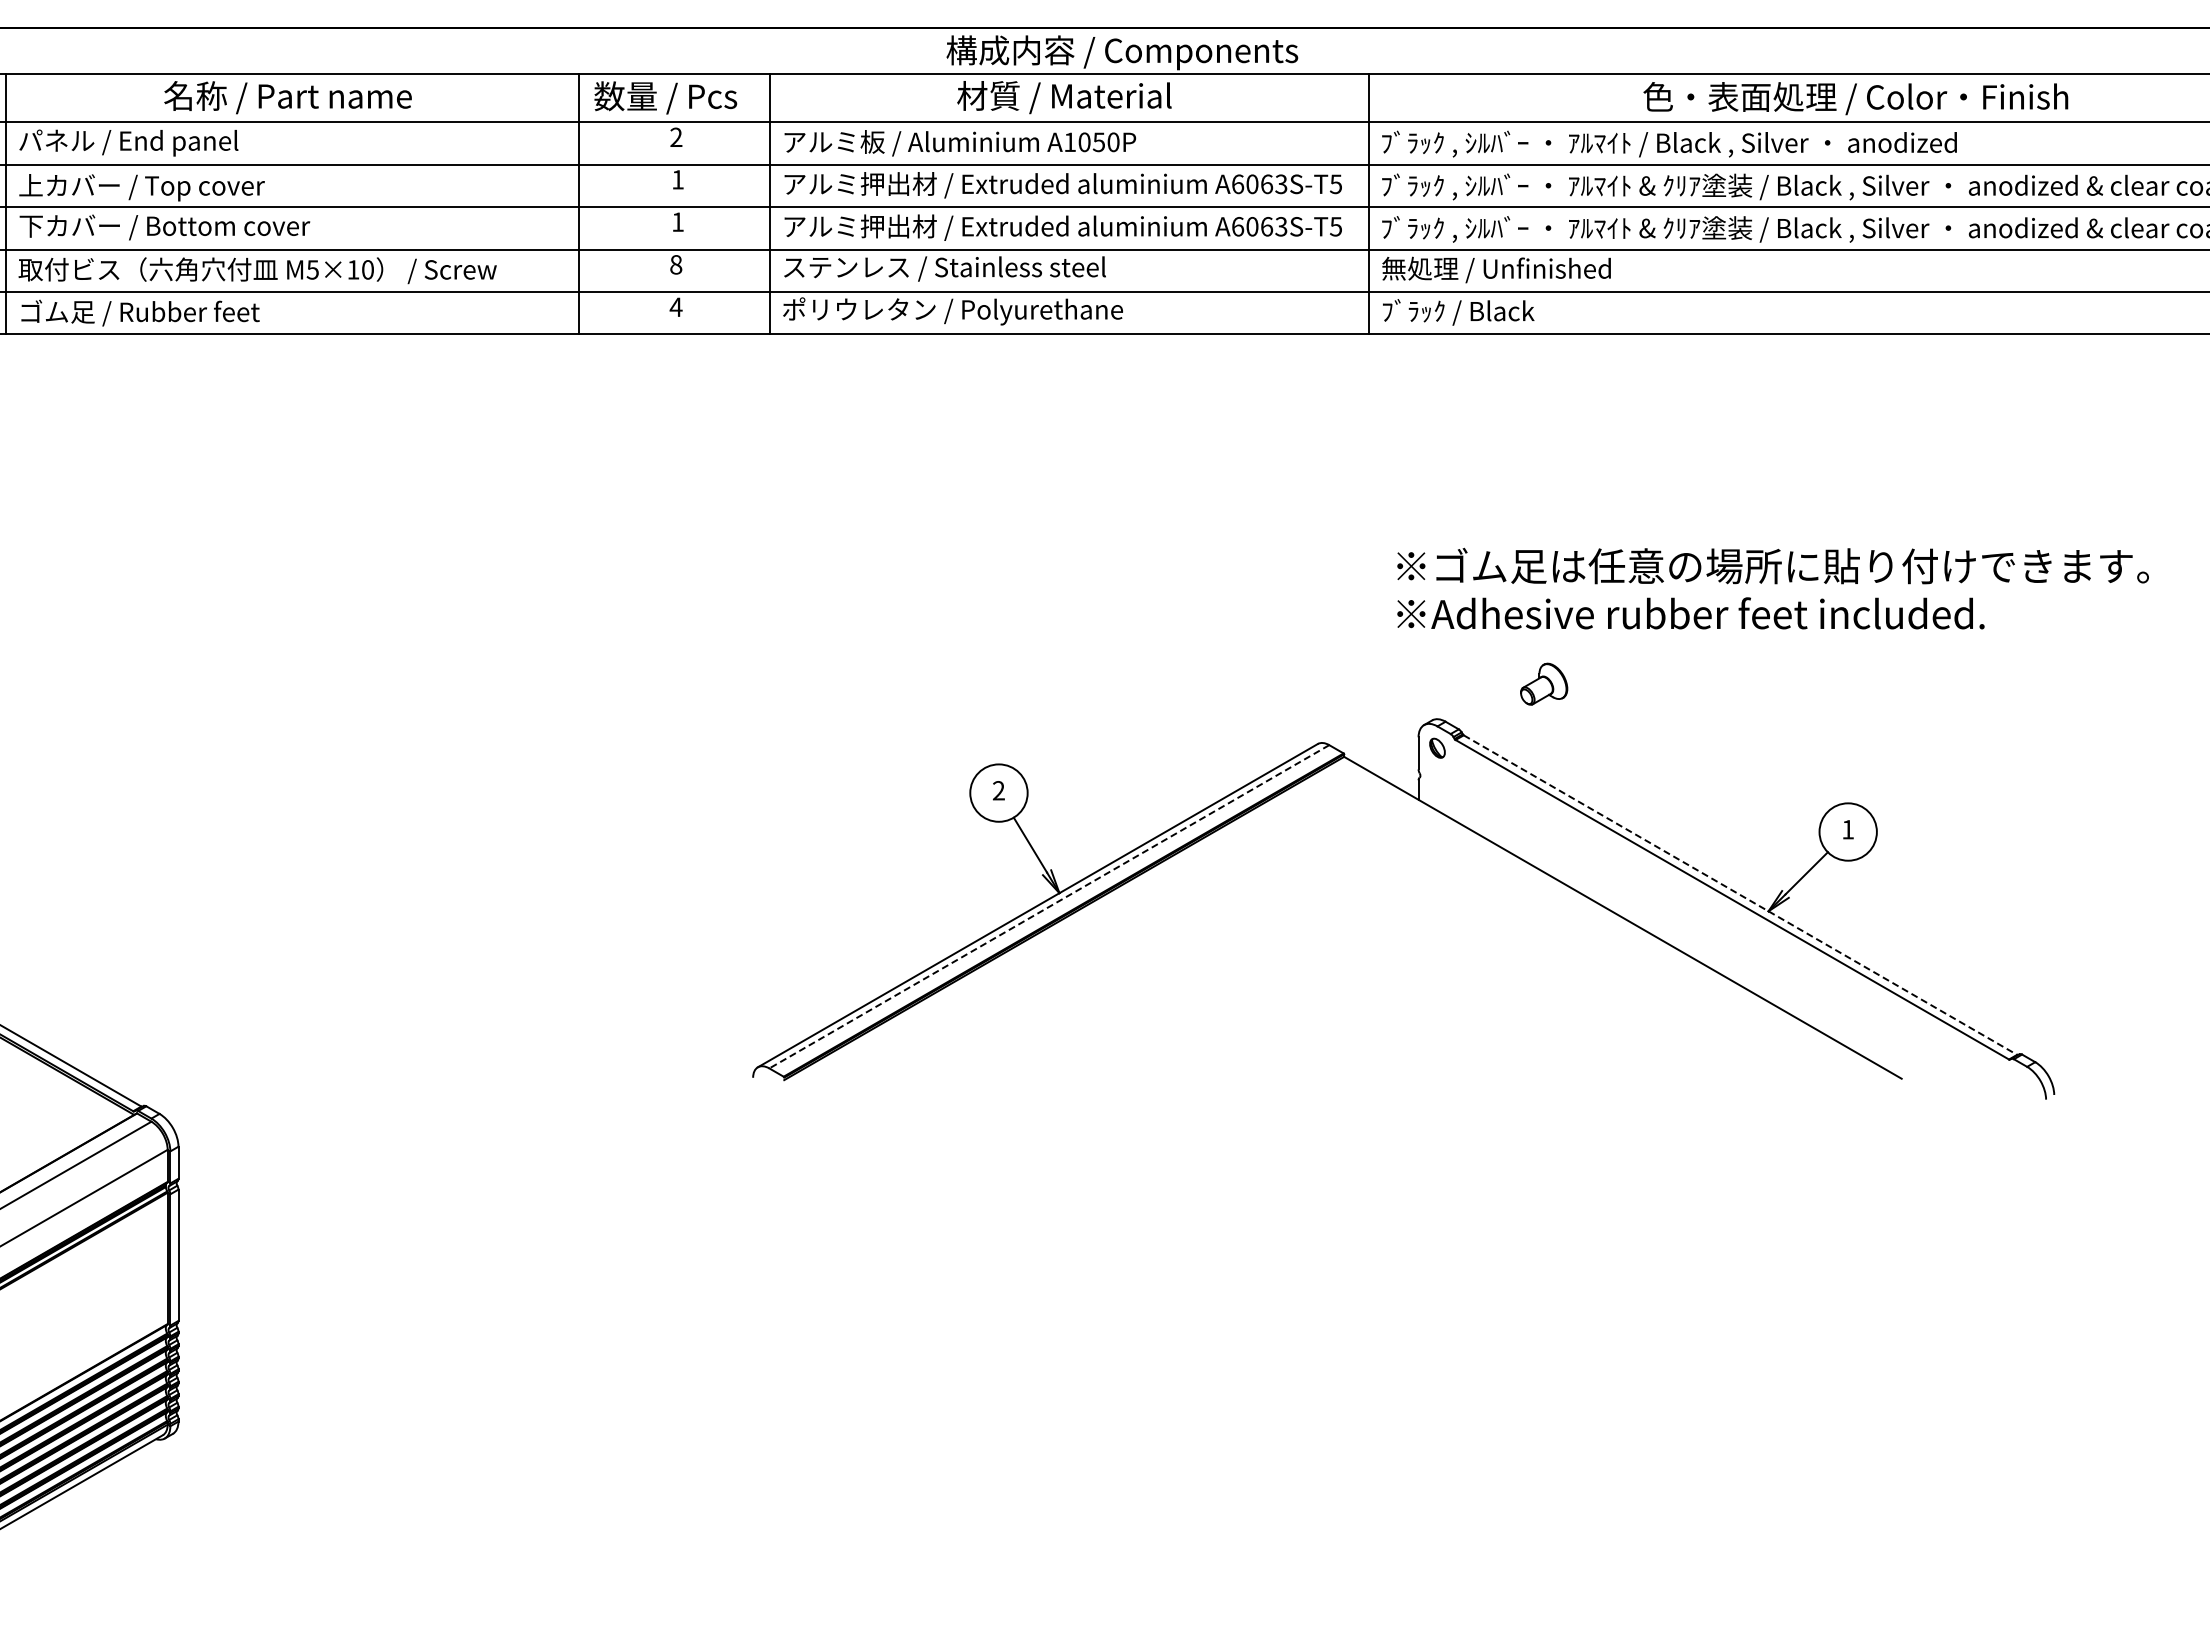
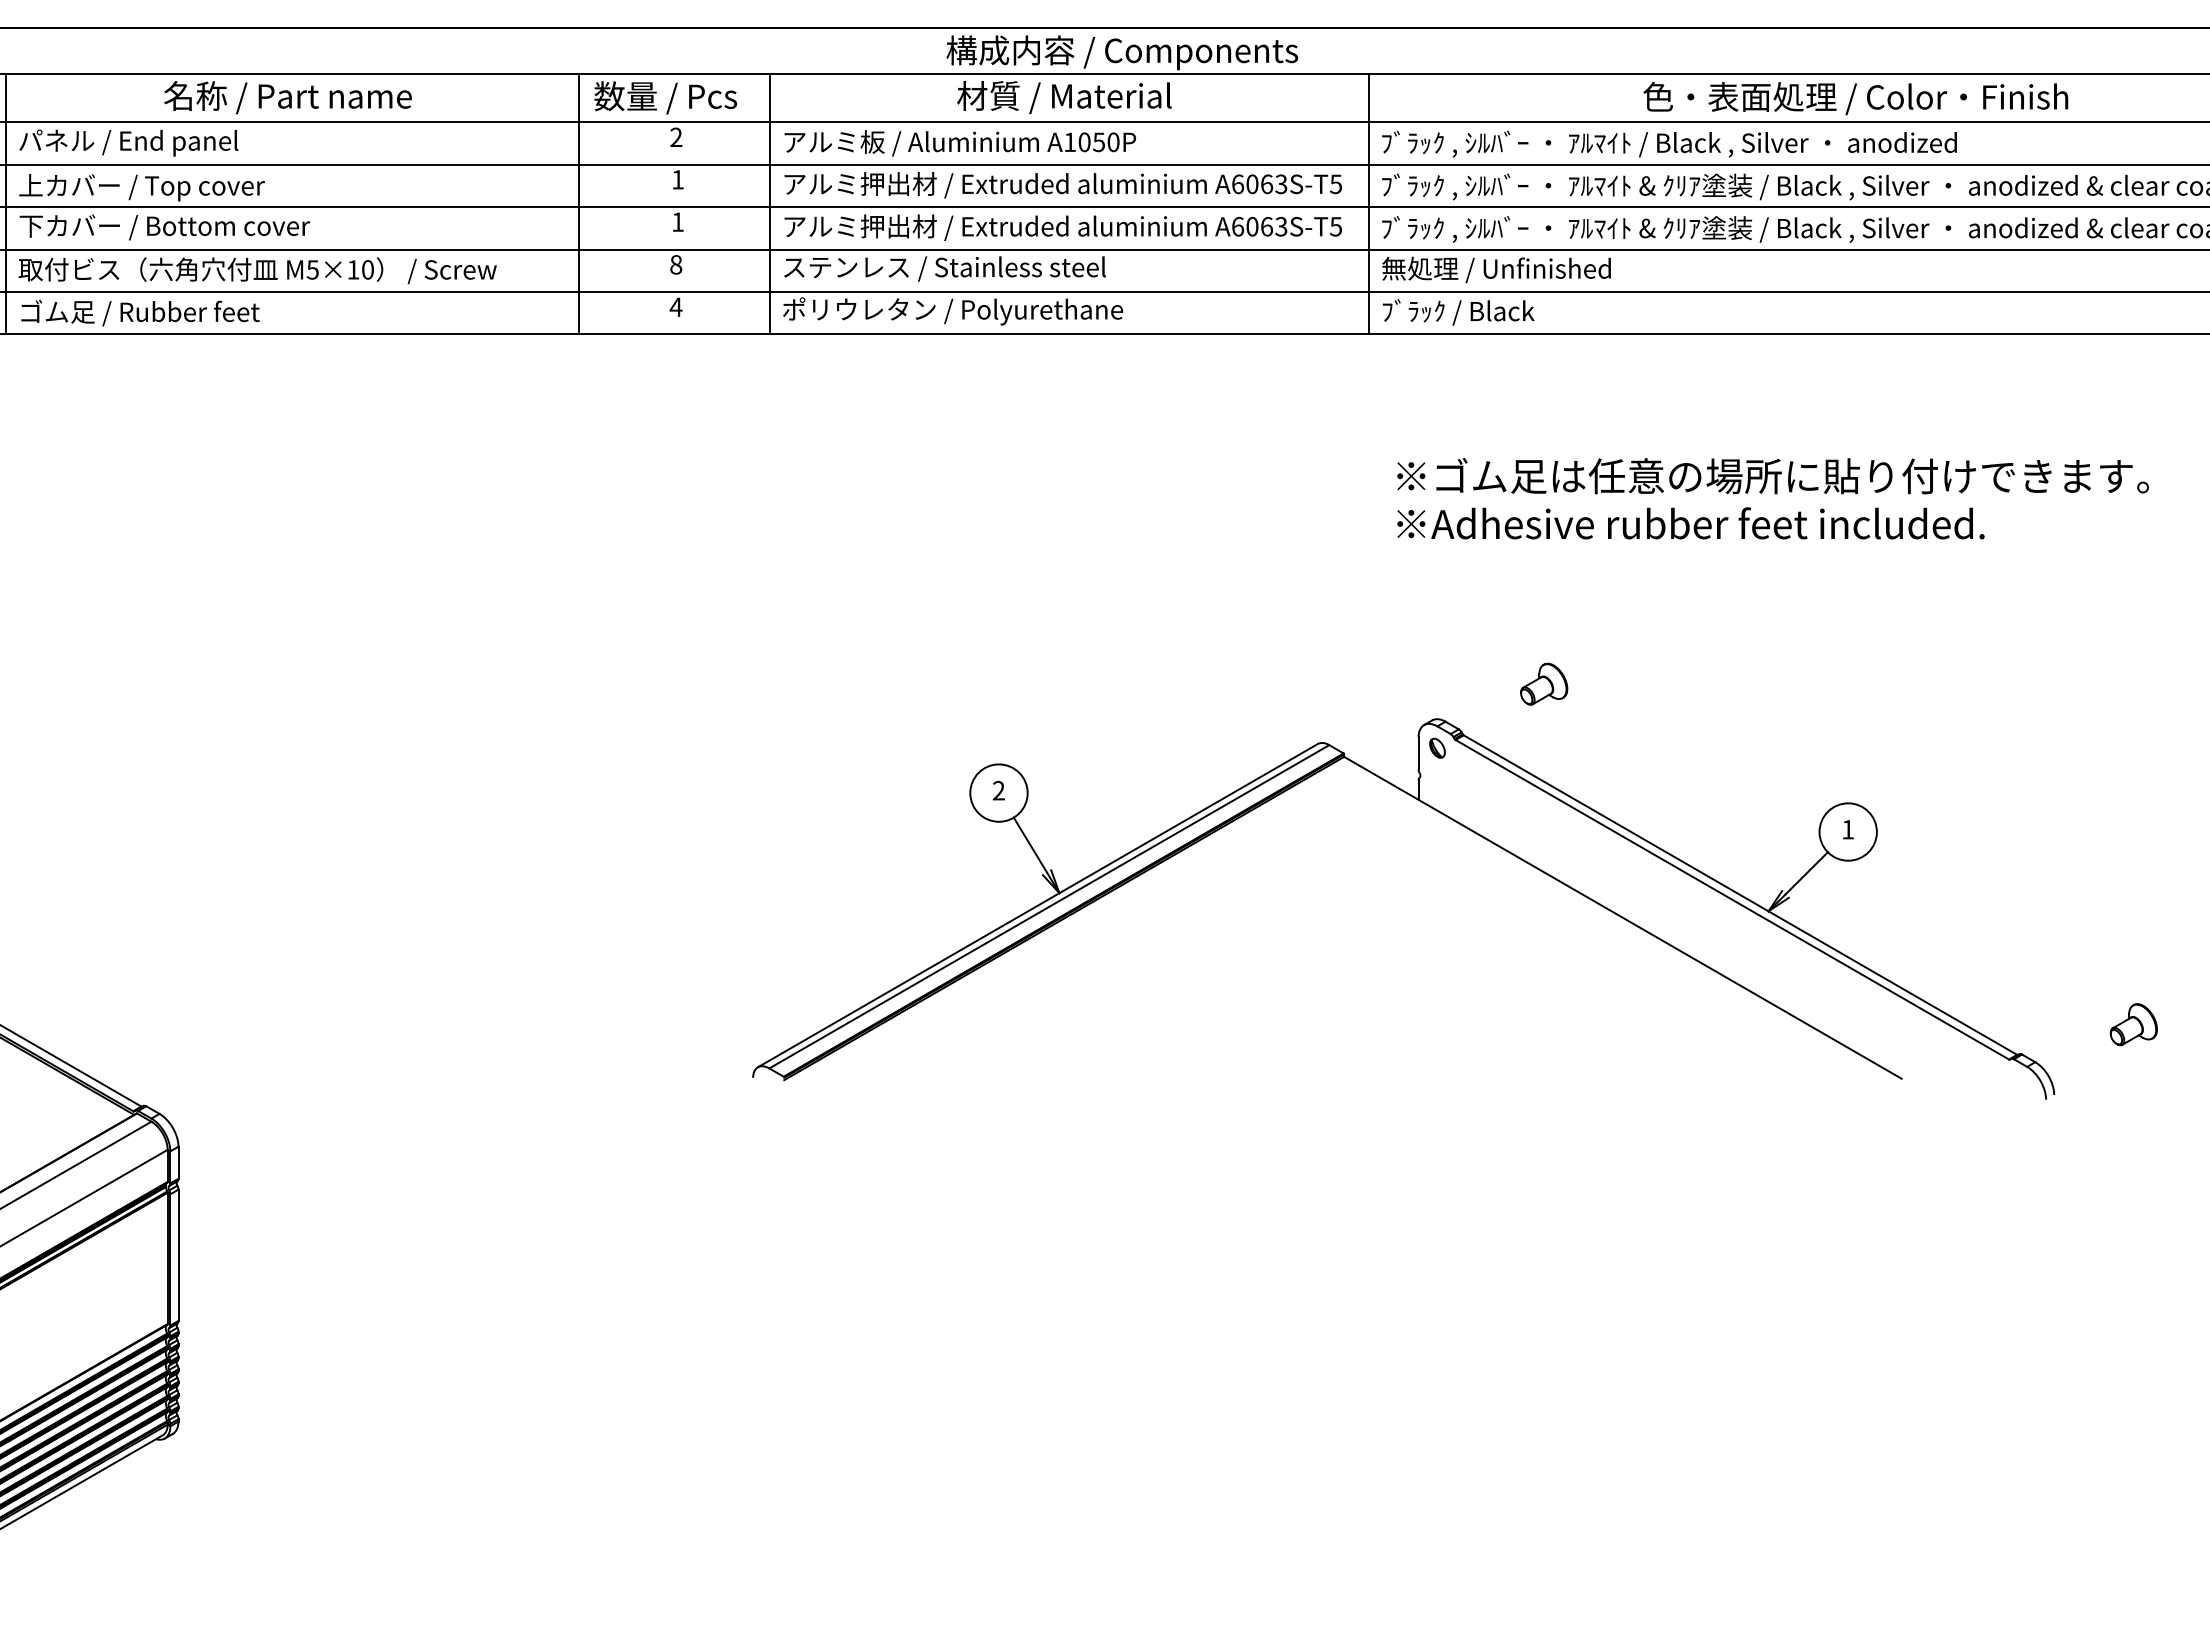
text position: (1772, 588) -> (1772, 498) (1772, 498)
line: dashed -> solid (1740, 895)
line: dashed -> solid (1048, 907)
part: none -> present (2133, 1024)
